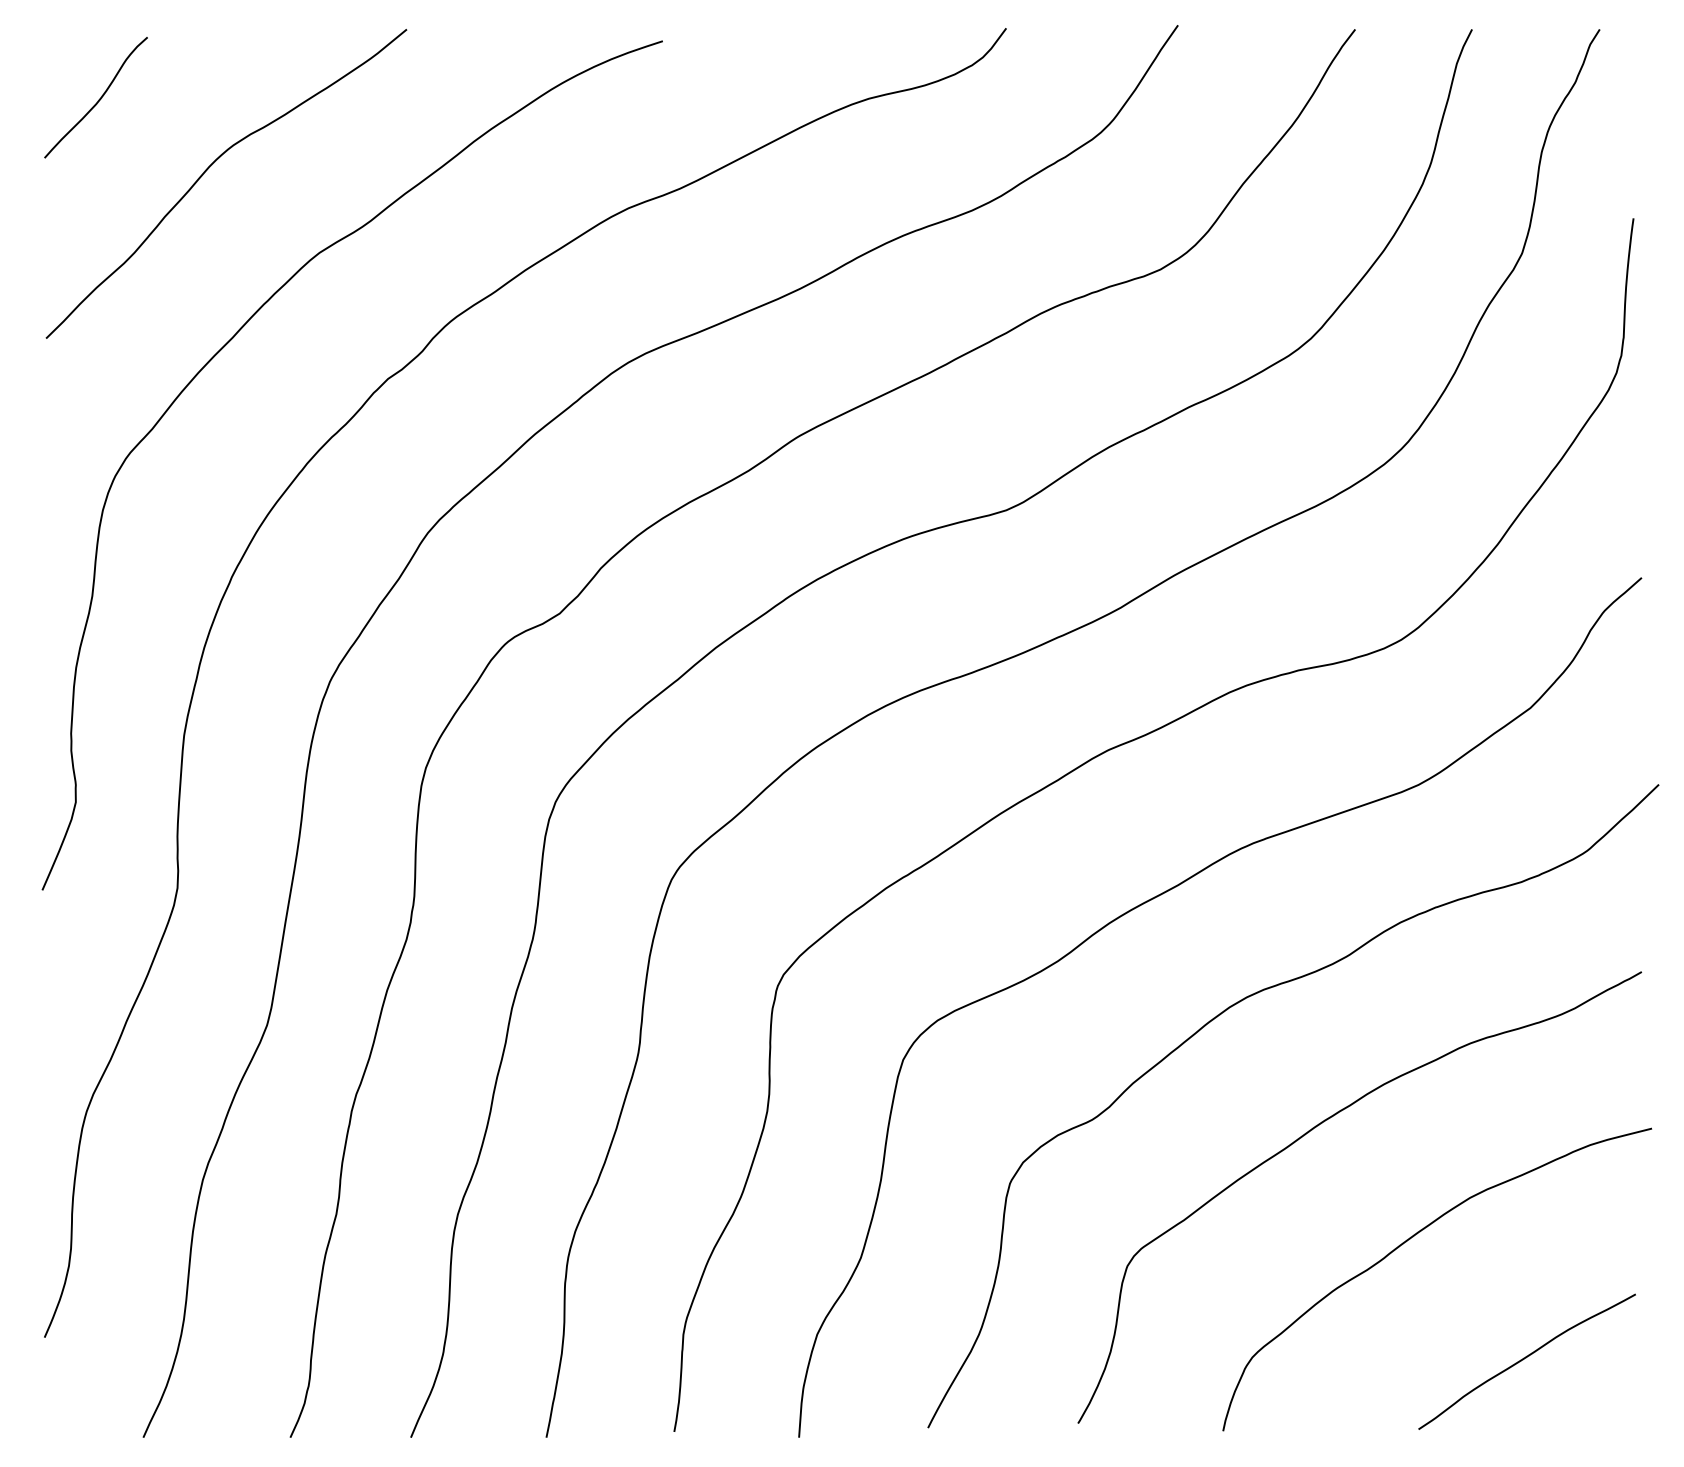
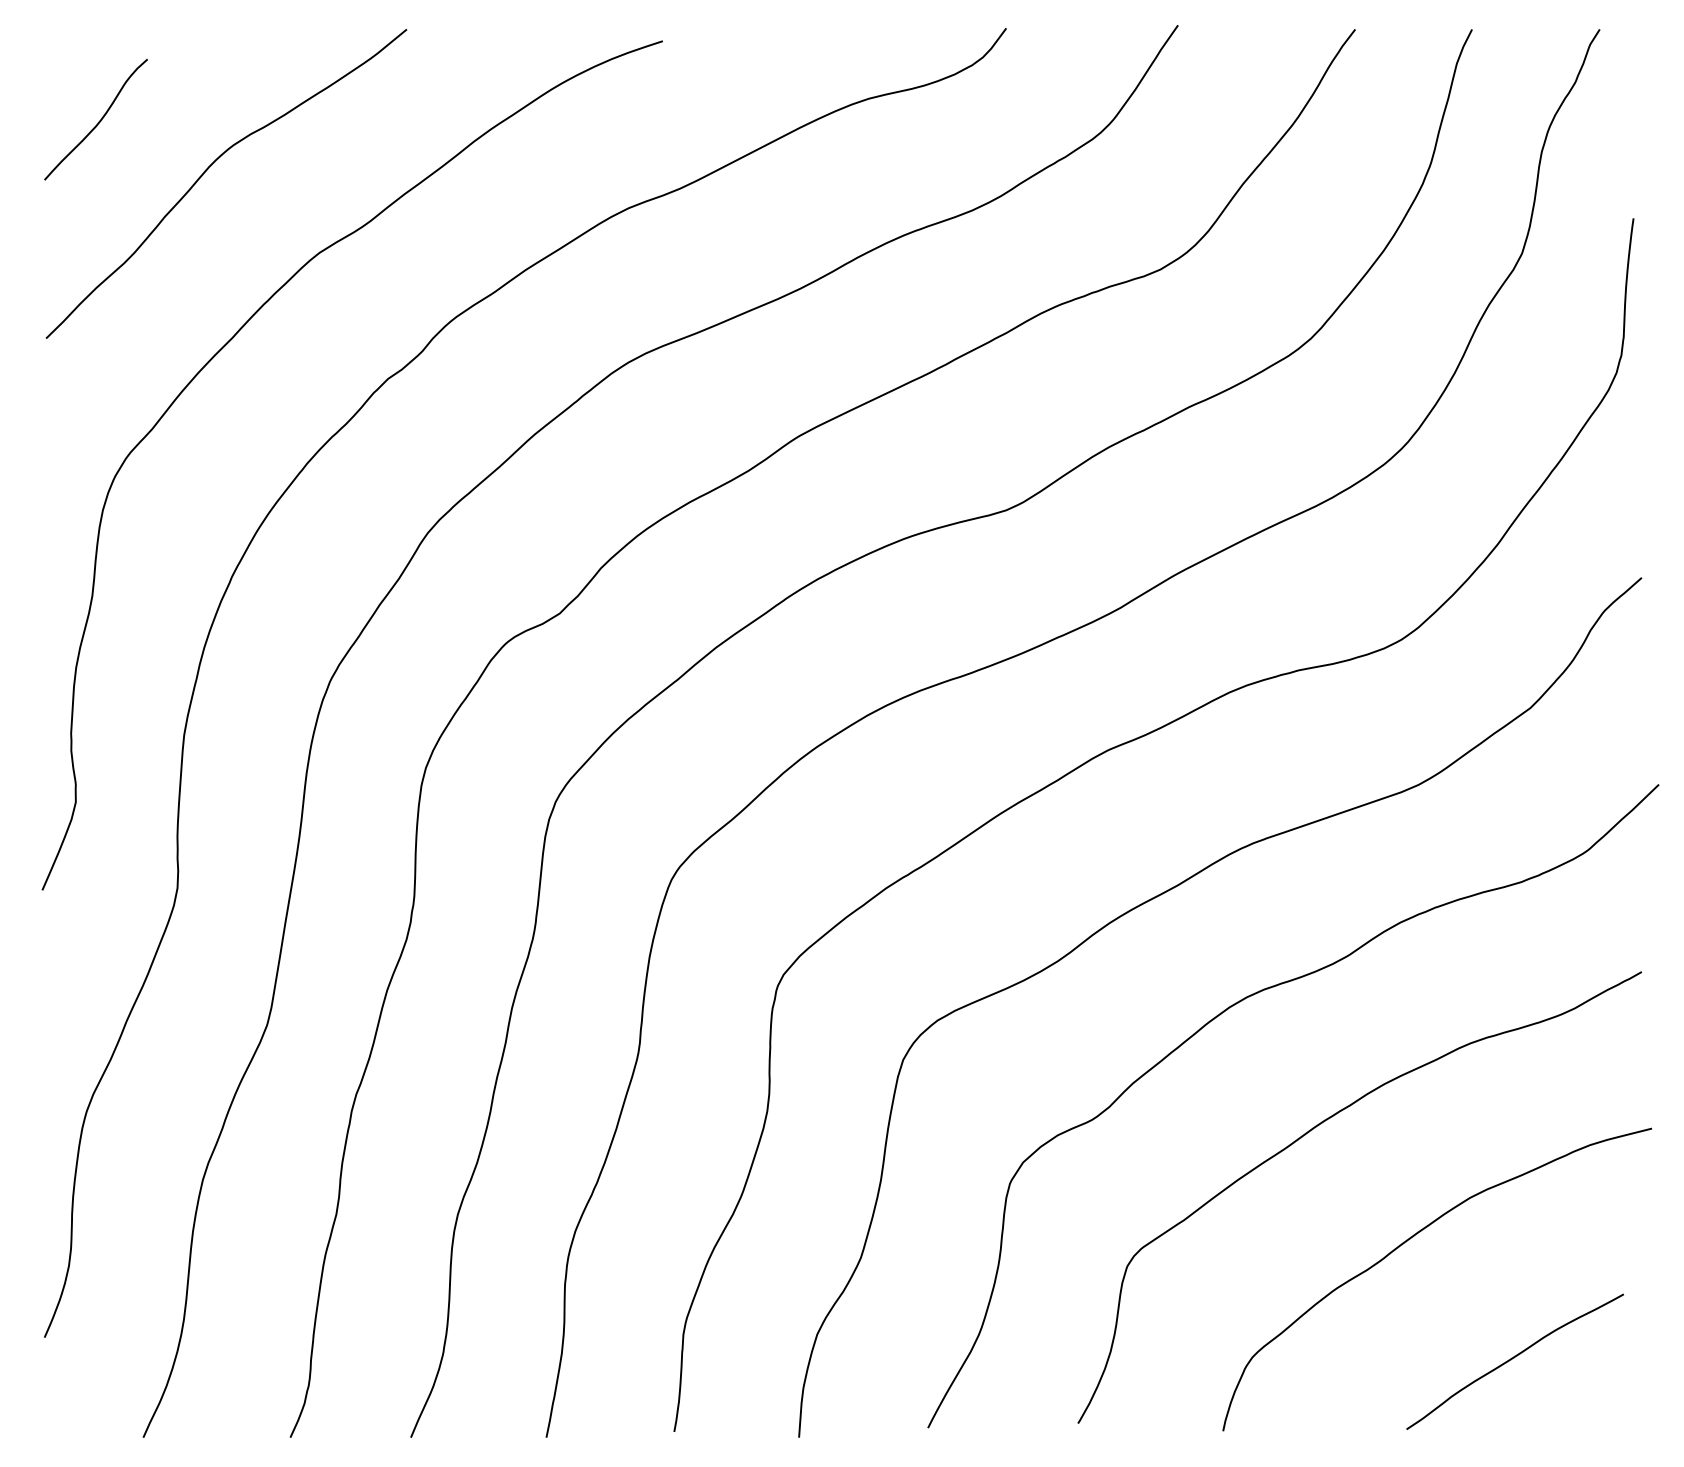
curve position: (98, 99) -> (98, 121) (98, 121)
curve position: (1524, 1359) -> (1512, 1359) (1512, 1359)
